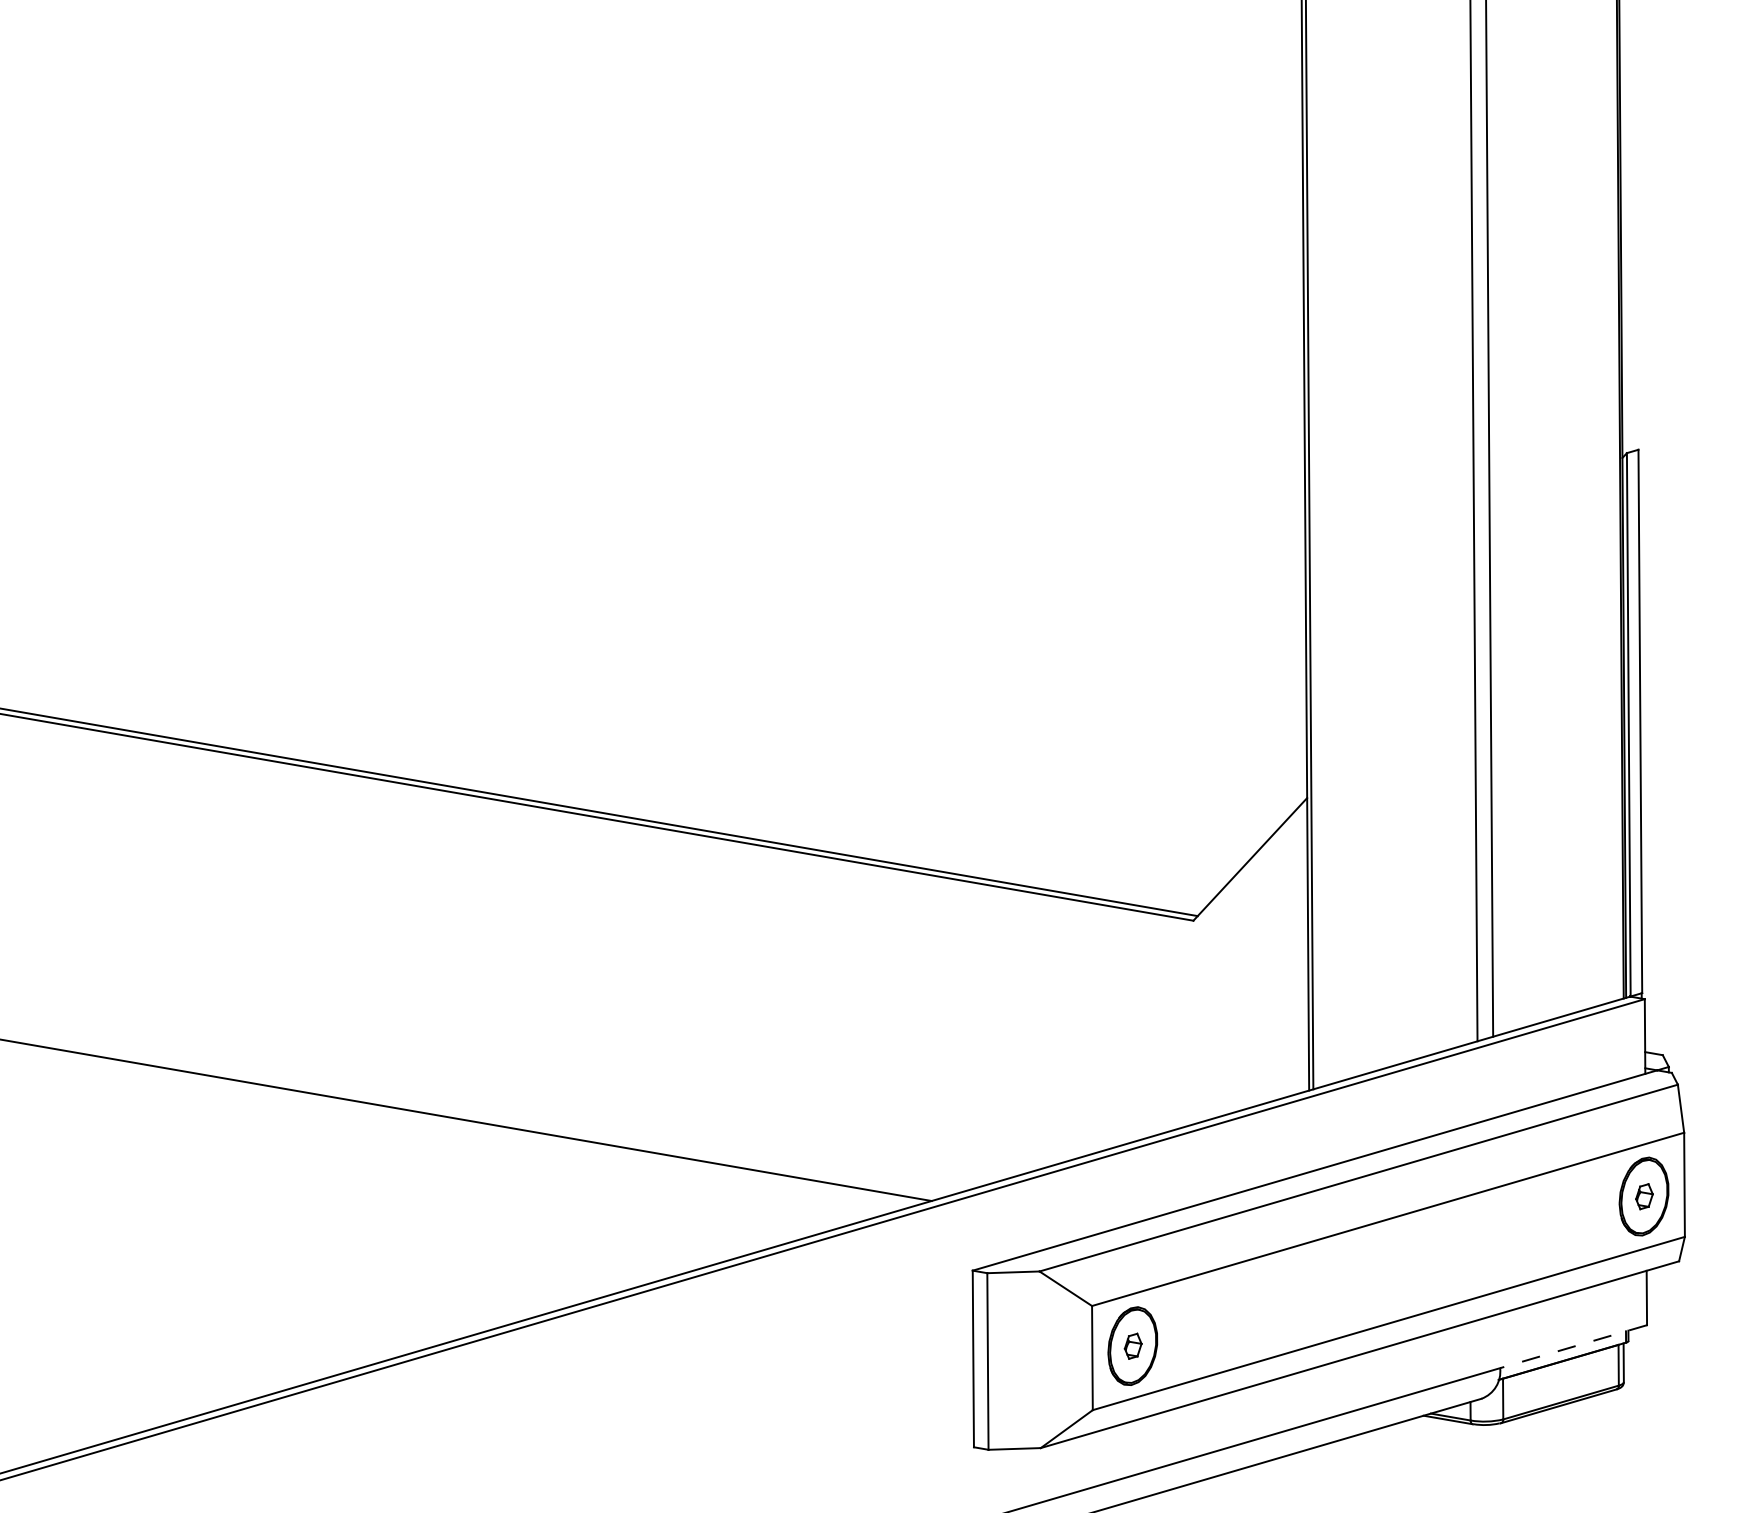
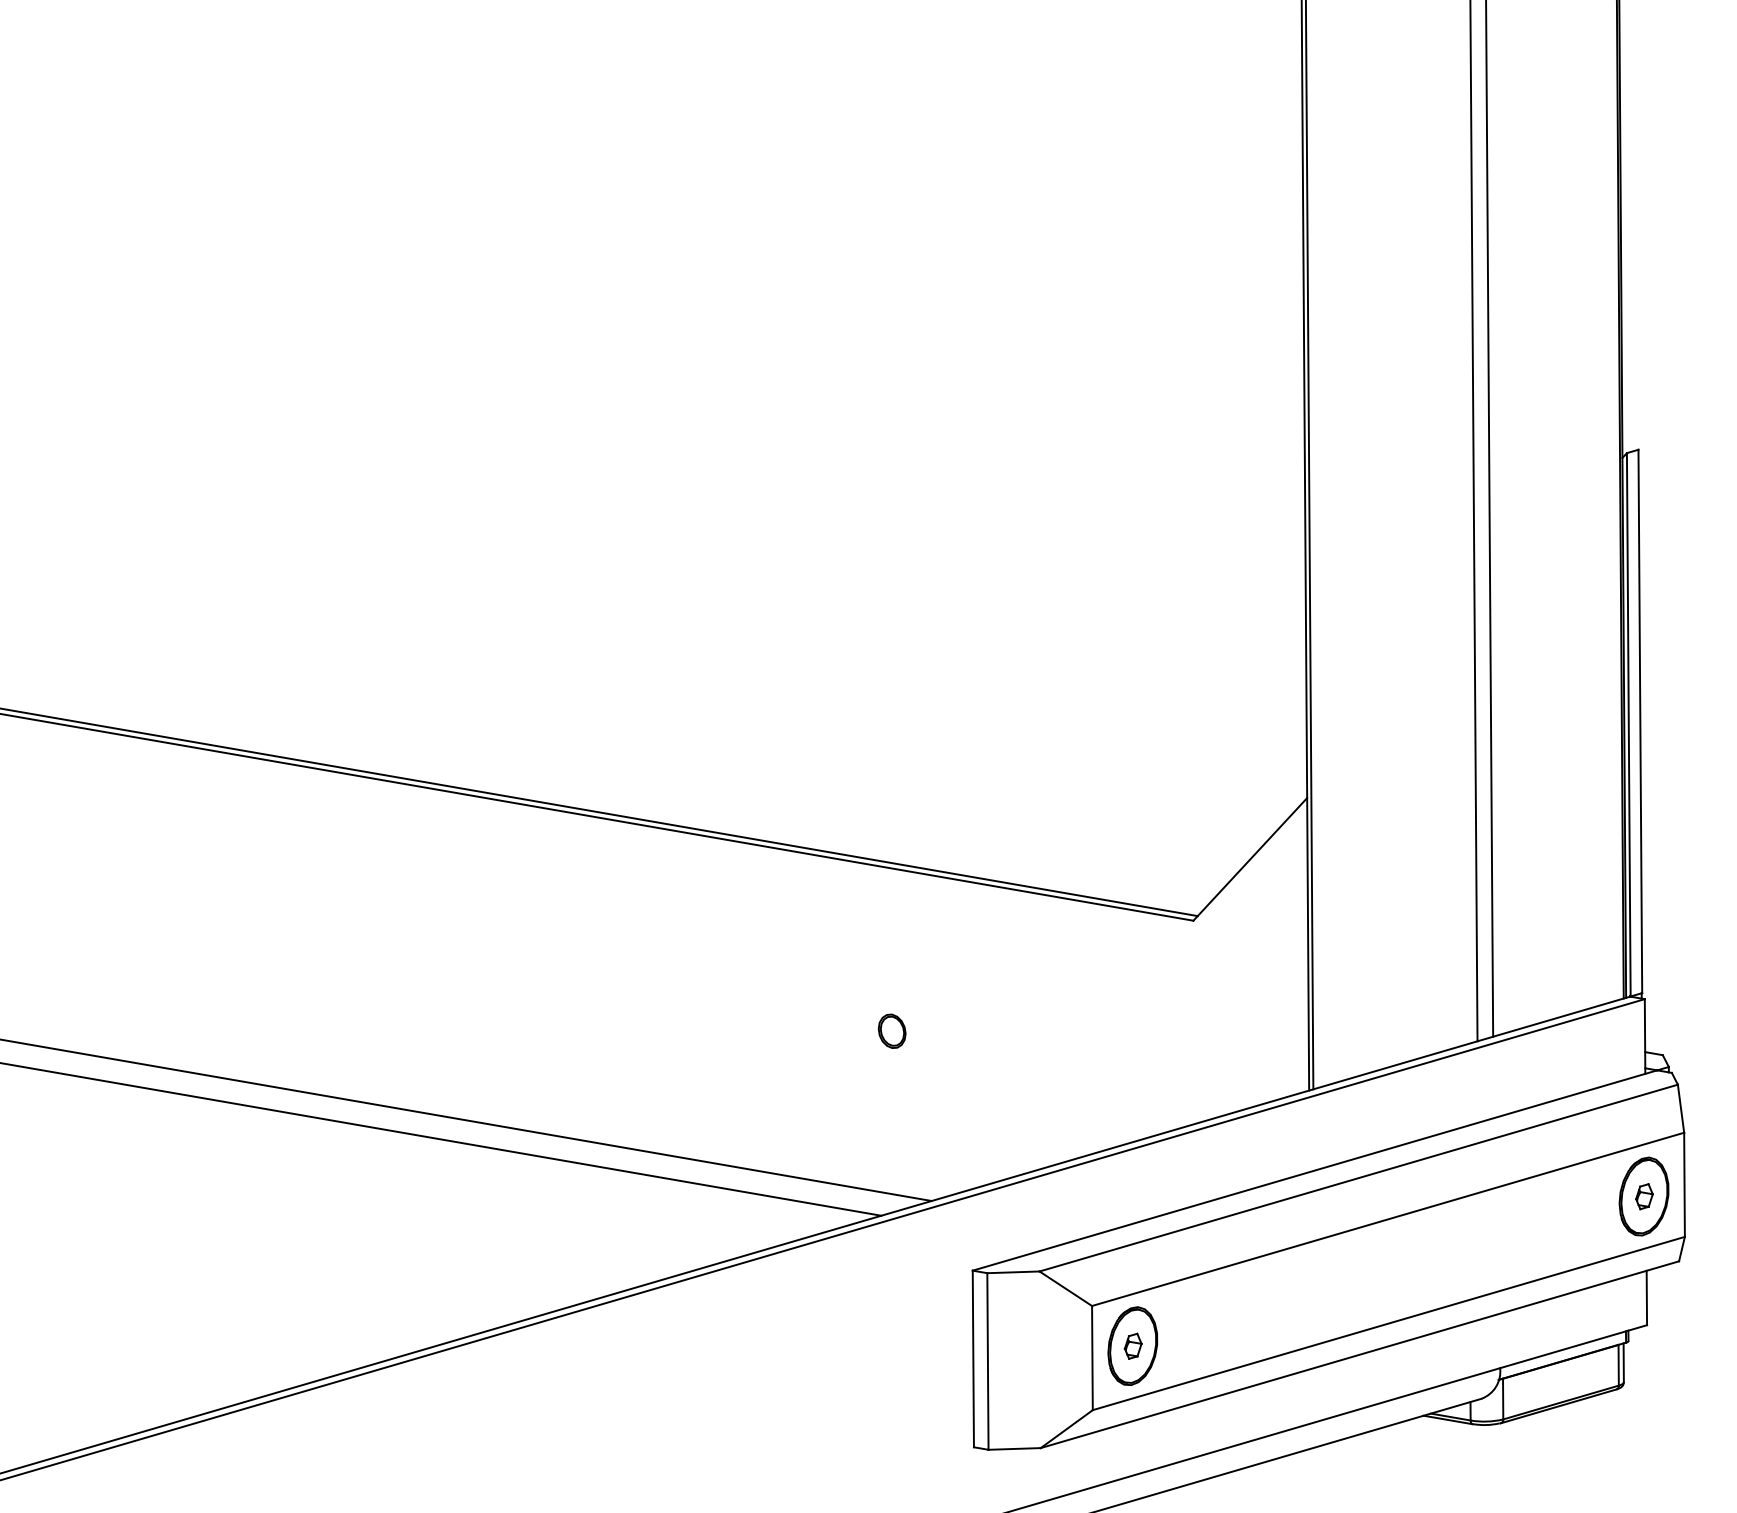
part: none -> present (891, 1030)
line: none -> present (441, 1139)
line: dashed -> solid (1573, 1346)
